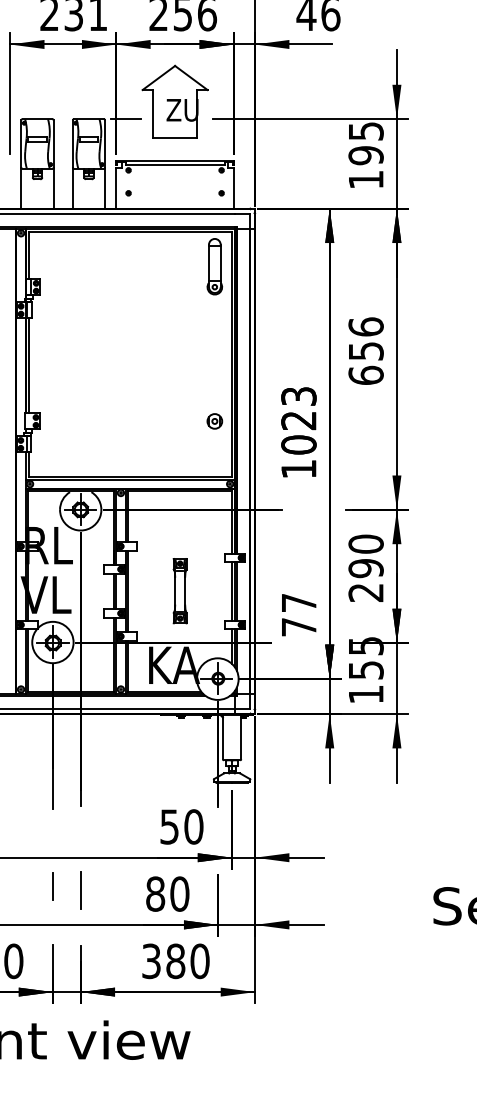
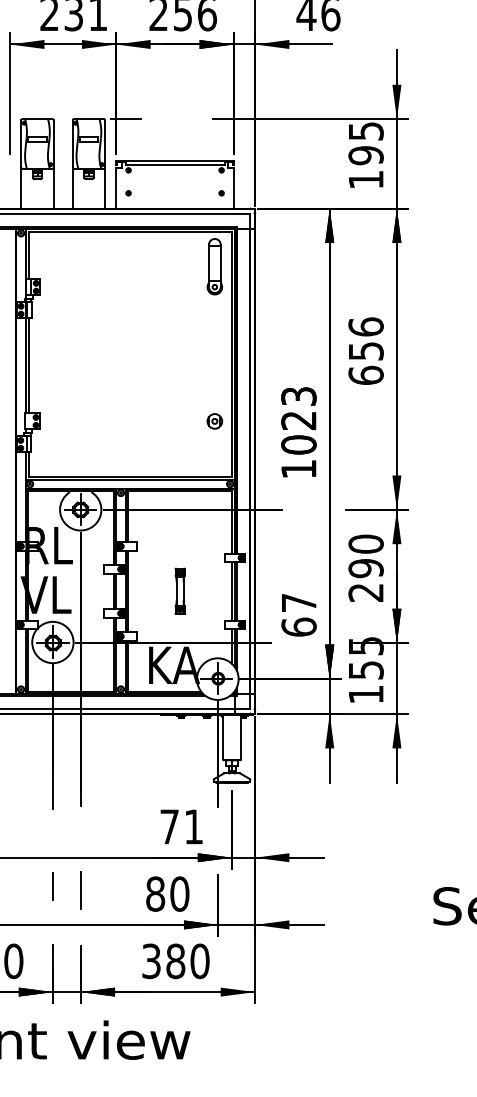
part: present -> none (174, 101)
part size: 16x67 px -> 12x48 px (179, 590)
text: 77 -> 67 (298, 626)
text: 50 -> 71 (181, 826)
